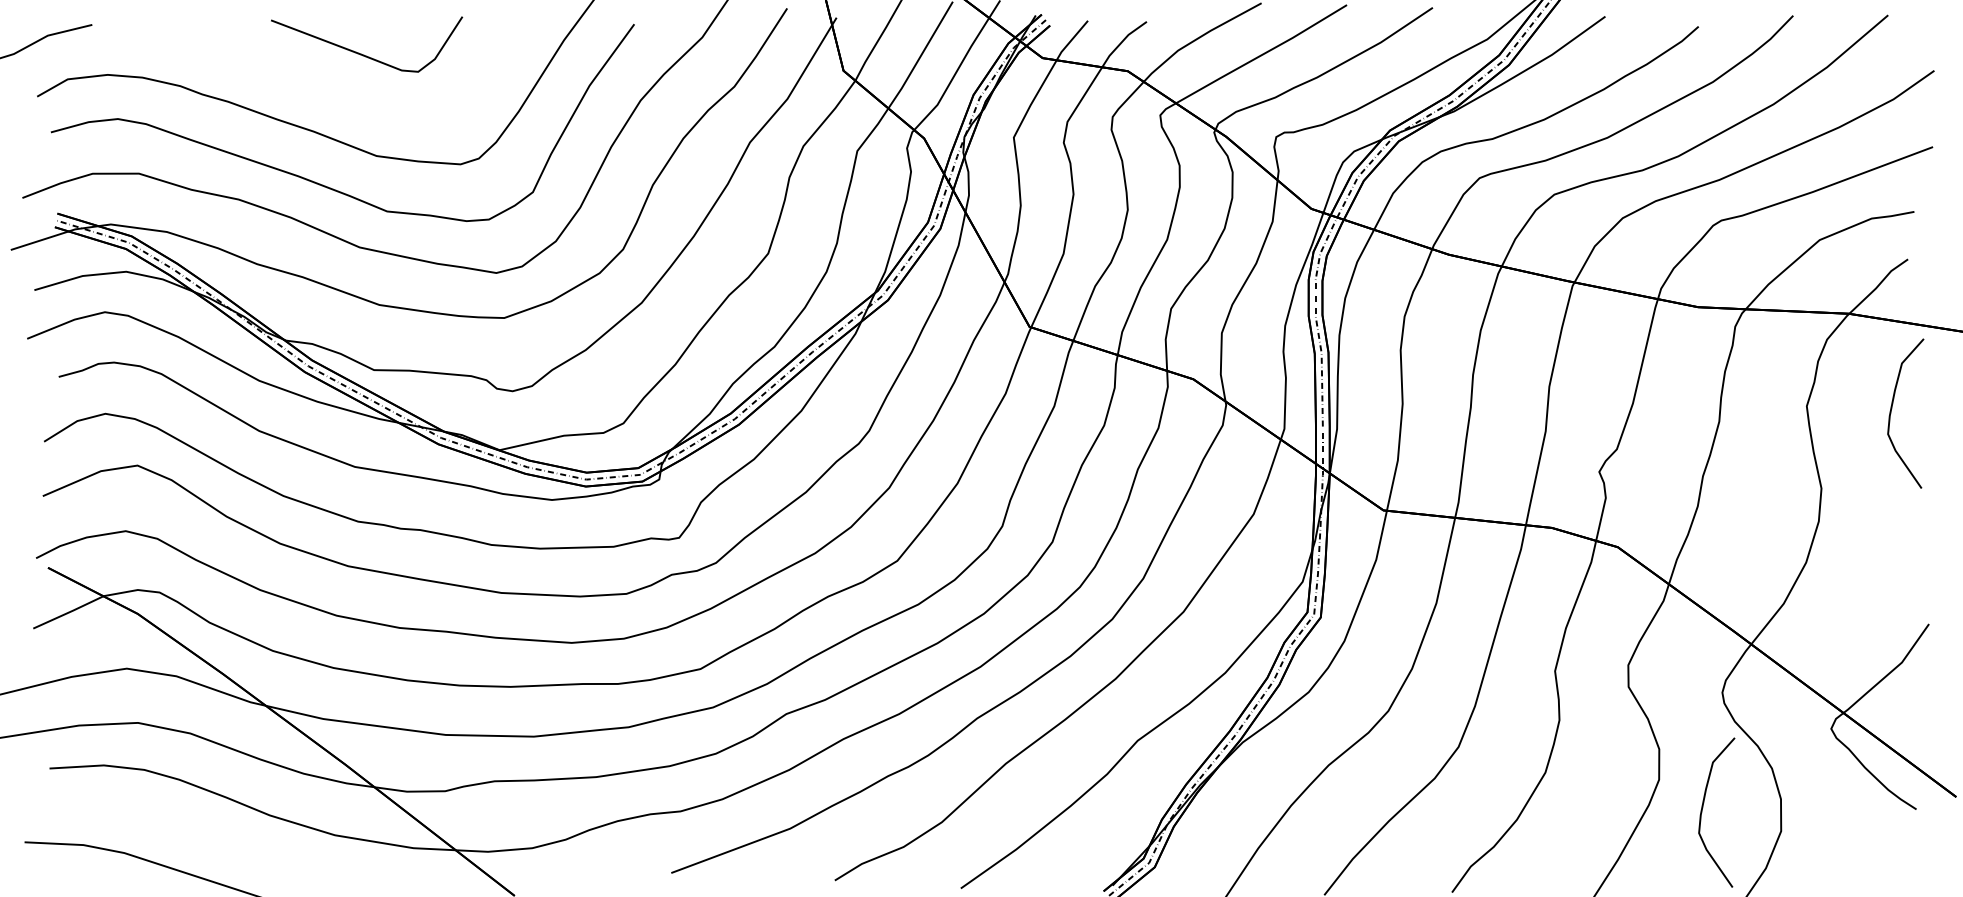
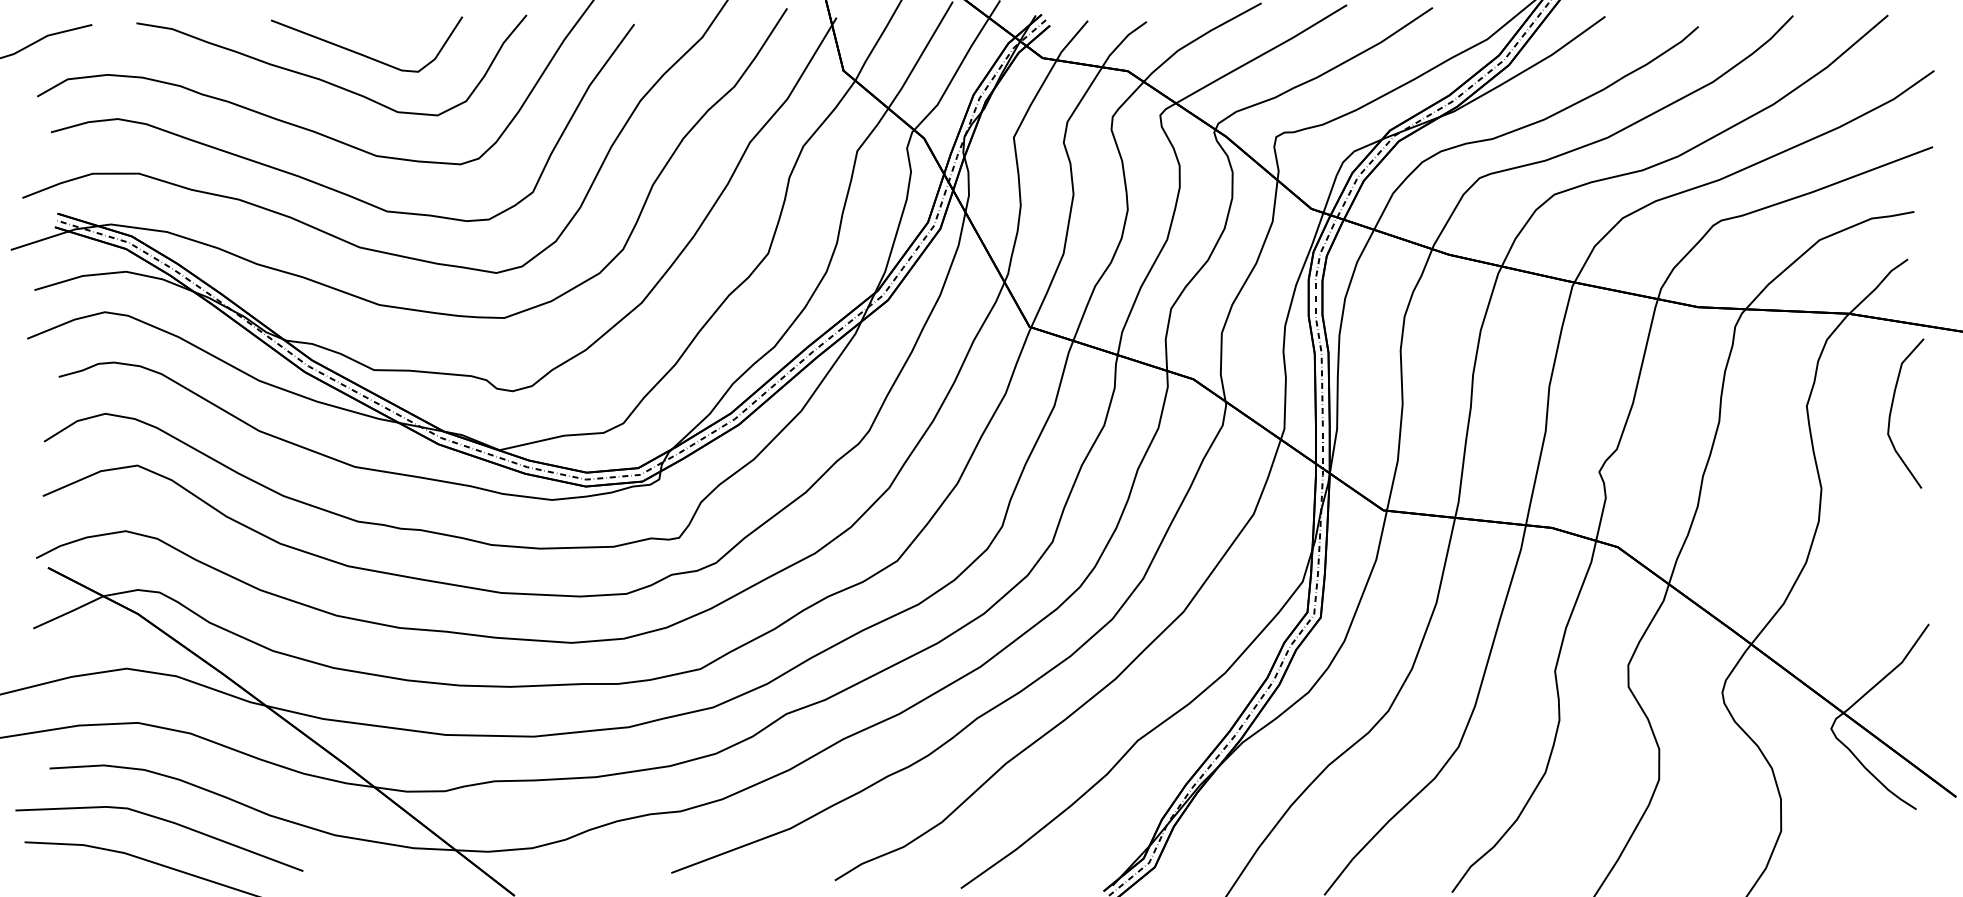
curve: none -> present (325, 80)
curve: present -> none (1703, 807)
line: none -> present (165, 821)
